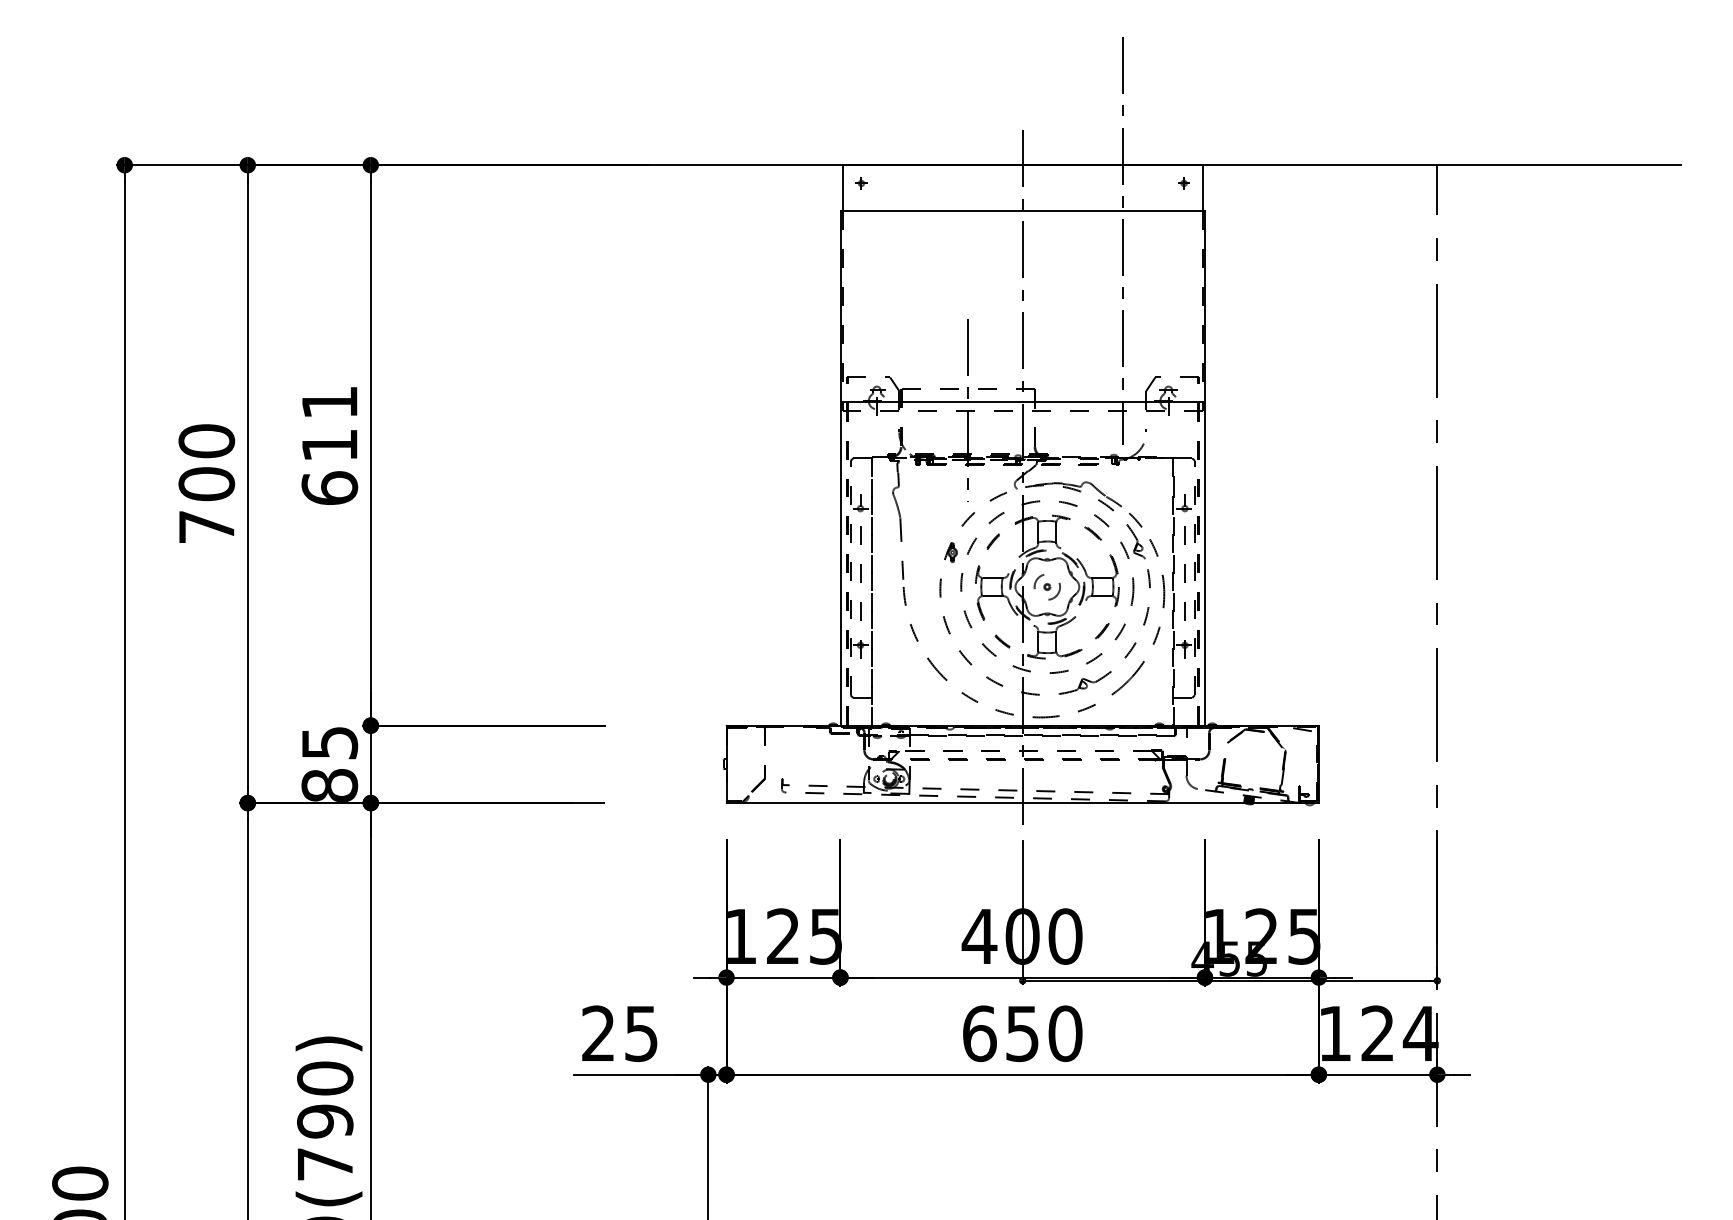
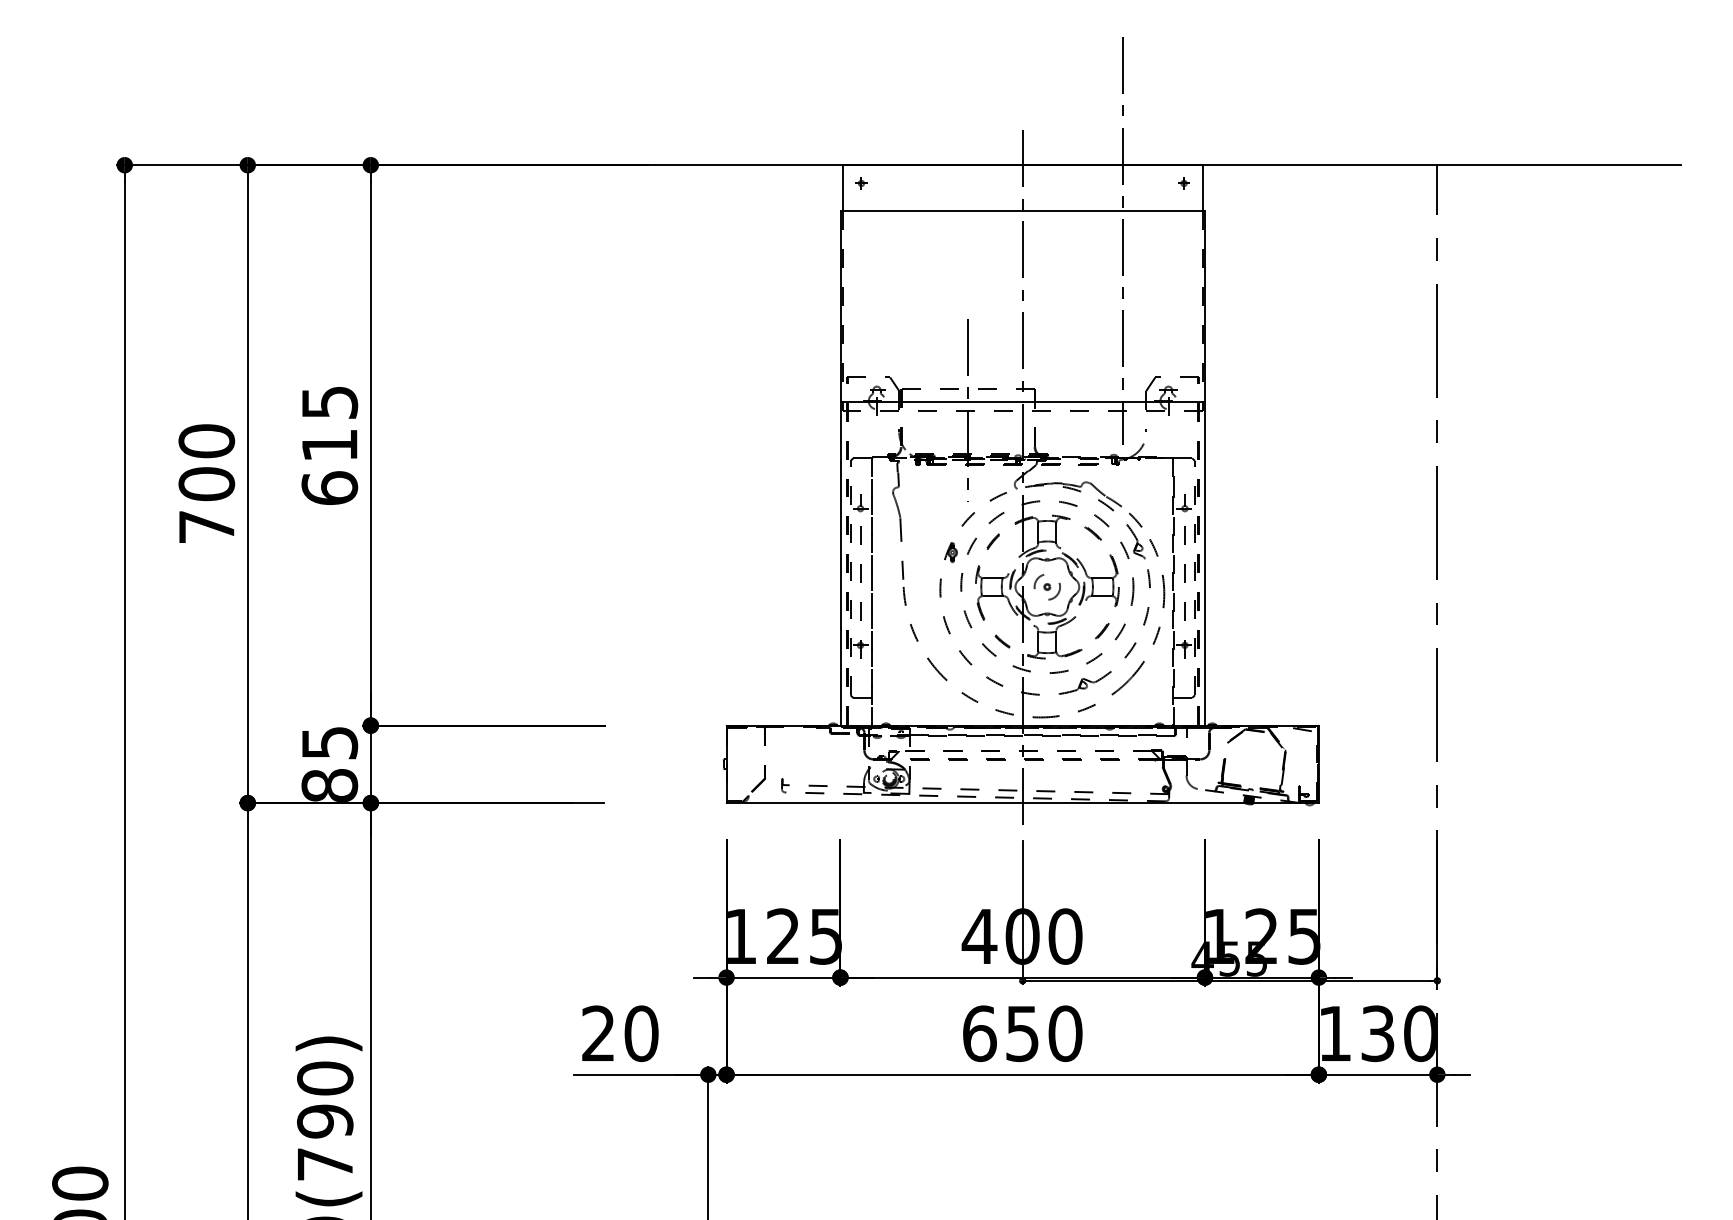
text: 611 -> 615 (330, 402)
text: 25 -> 20 (641, 1033)
text: 124 -> 130 (1399, 1033)
